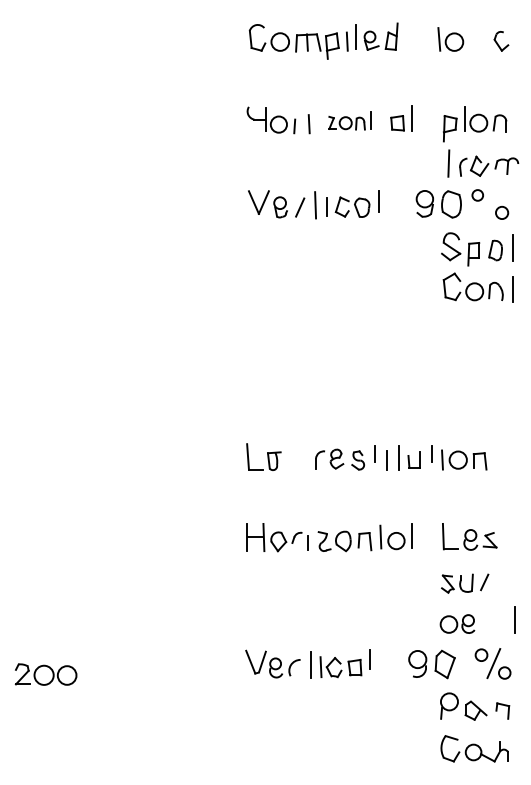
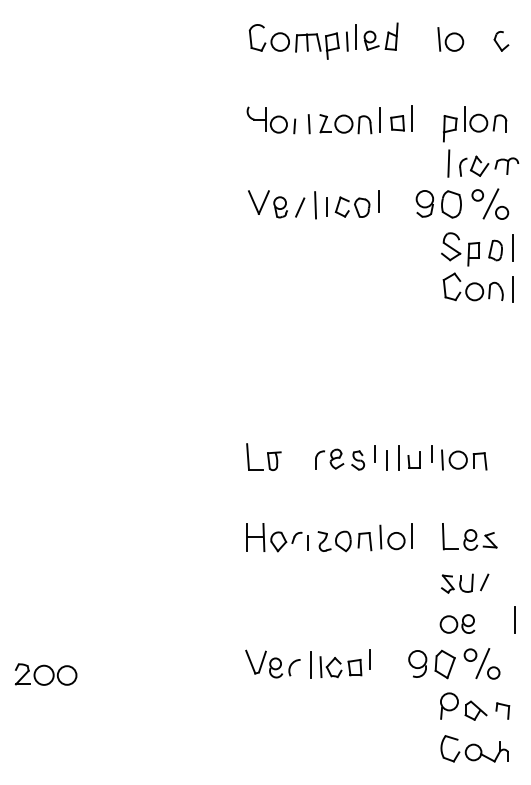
part size: 44x20 px -> 62x28 px (349, 120)
line: none -> present (490, 203)
part position: (492, 663) -> (481, 663) (481, 663)
